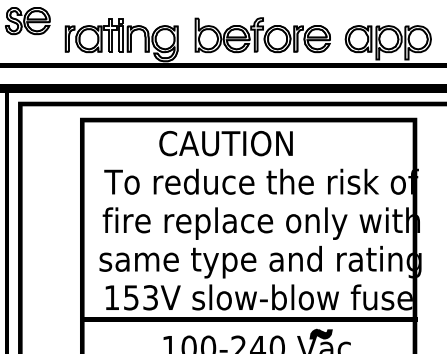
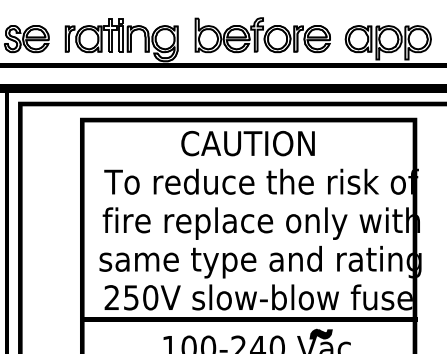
part position: (27, 21) -> (26, 39) (26, 39)
text position: (225, 143) -> (247, 143) (247, 143)
text: 153V -> 250V (131, 297)
